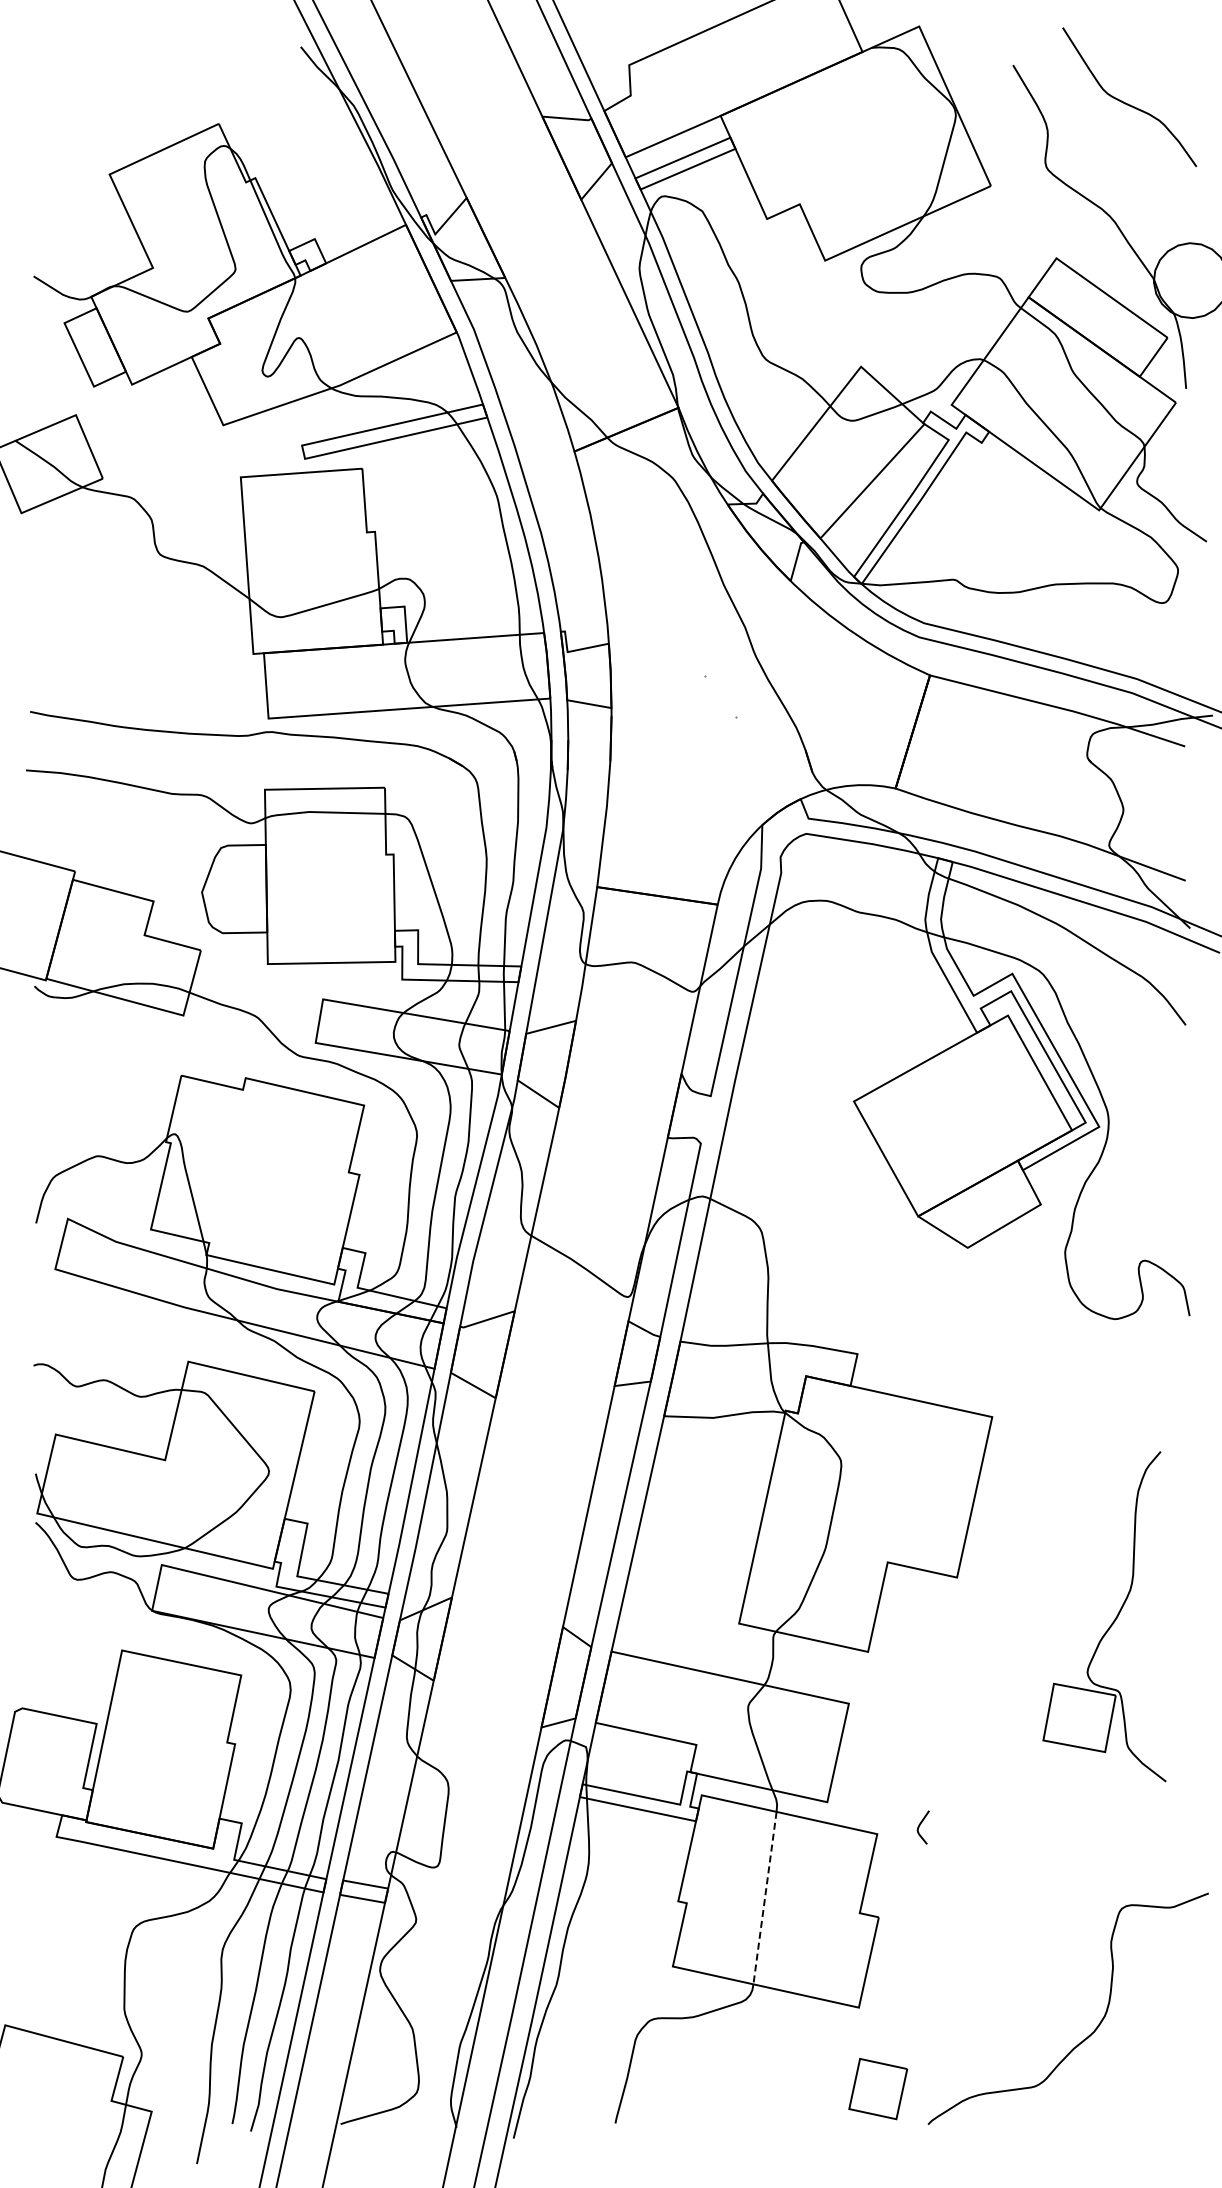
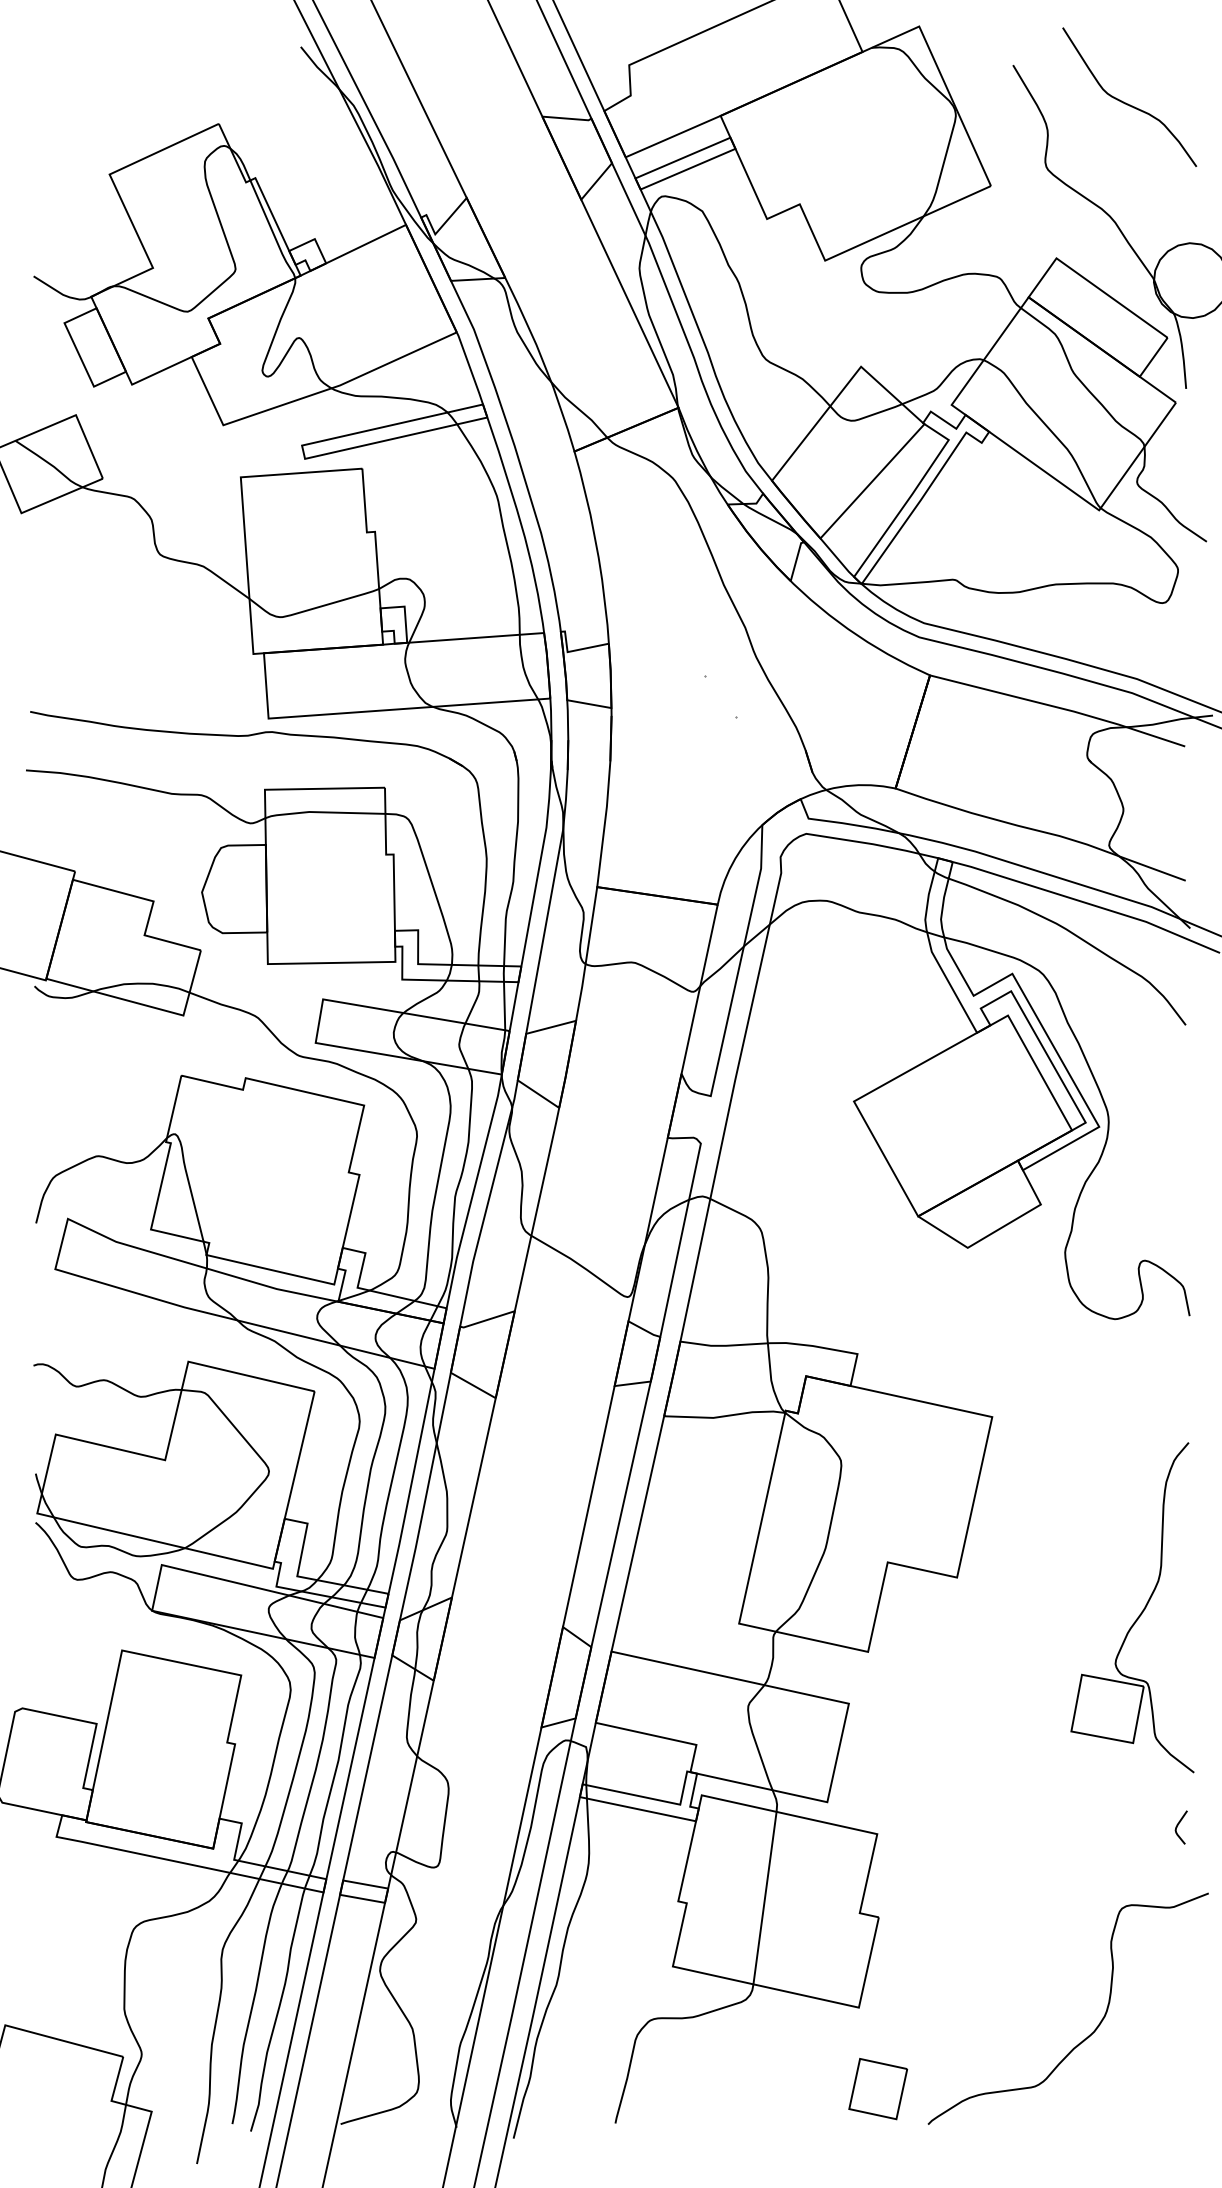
part position: (1113, 1620) -> (1141, 1611) (1141, 1611)
curve position: (920, 1825) -> (1178, 1825) (1178, 1825)
line: dashed -> solid (765, 1898)
